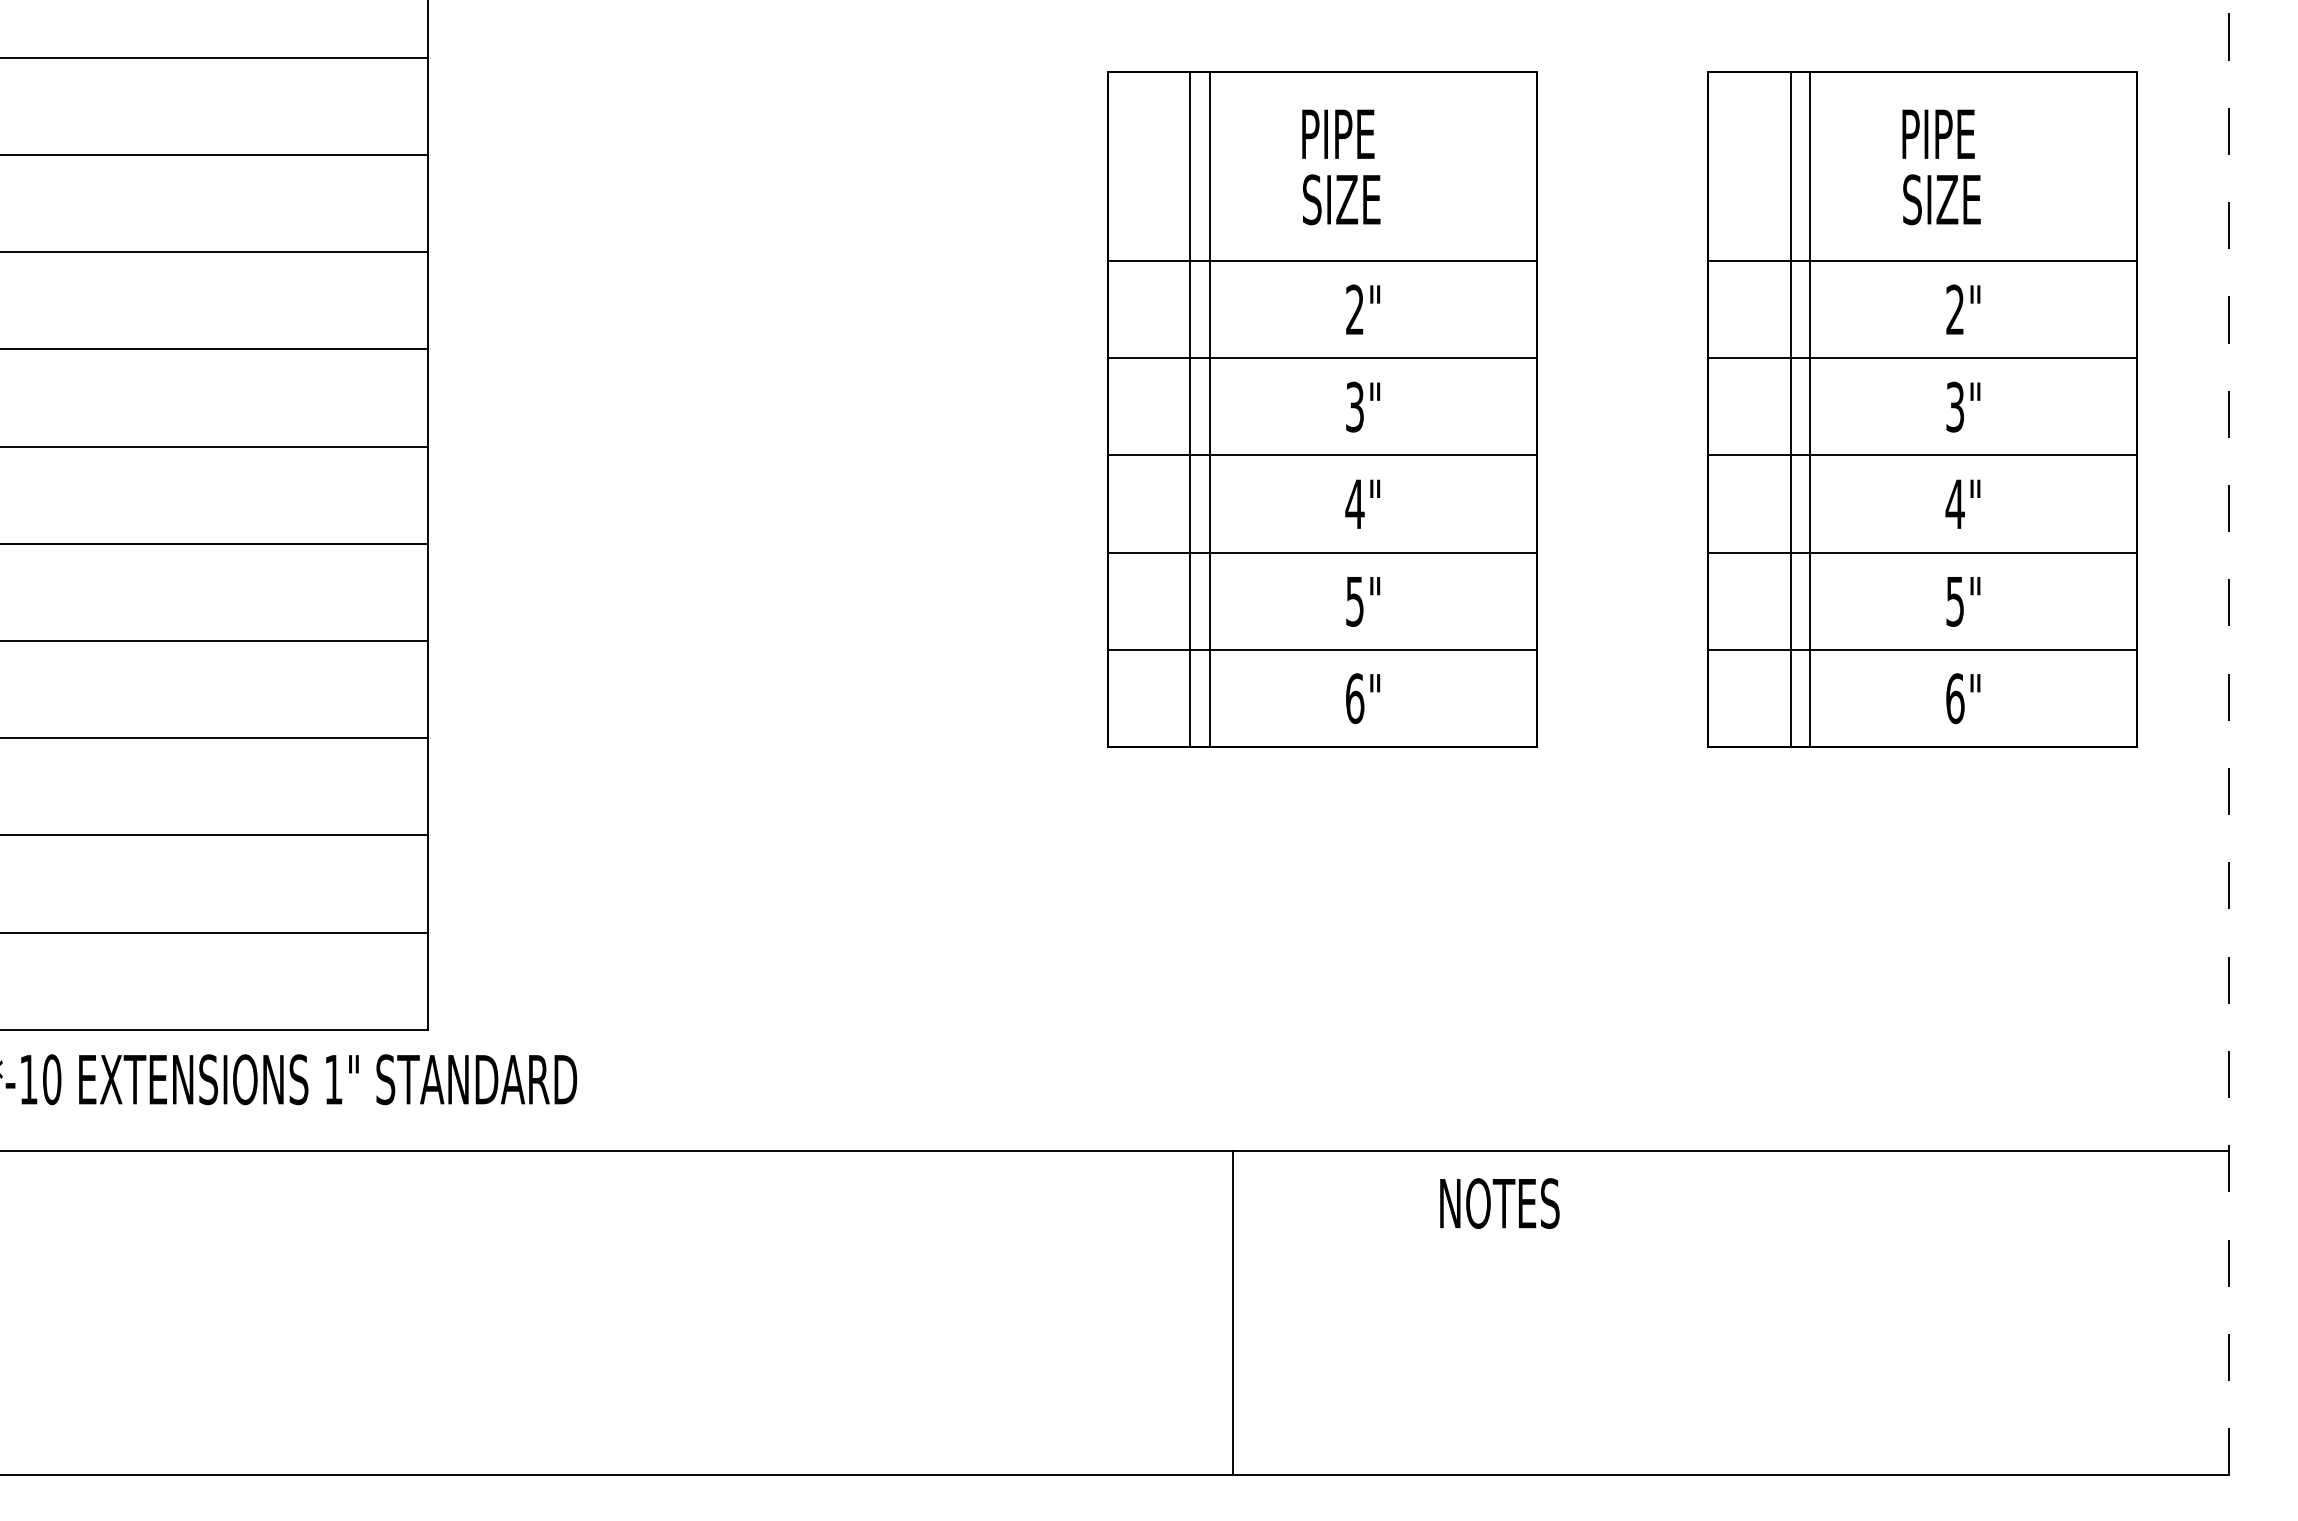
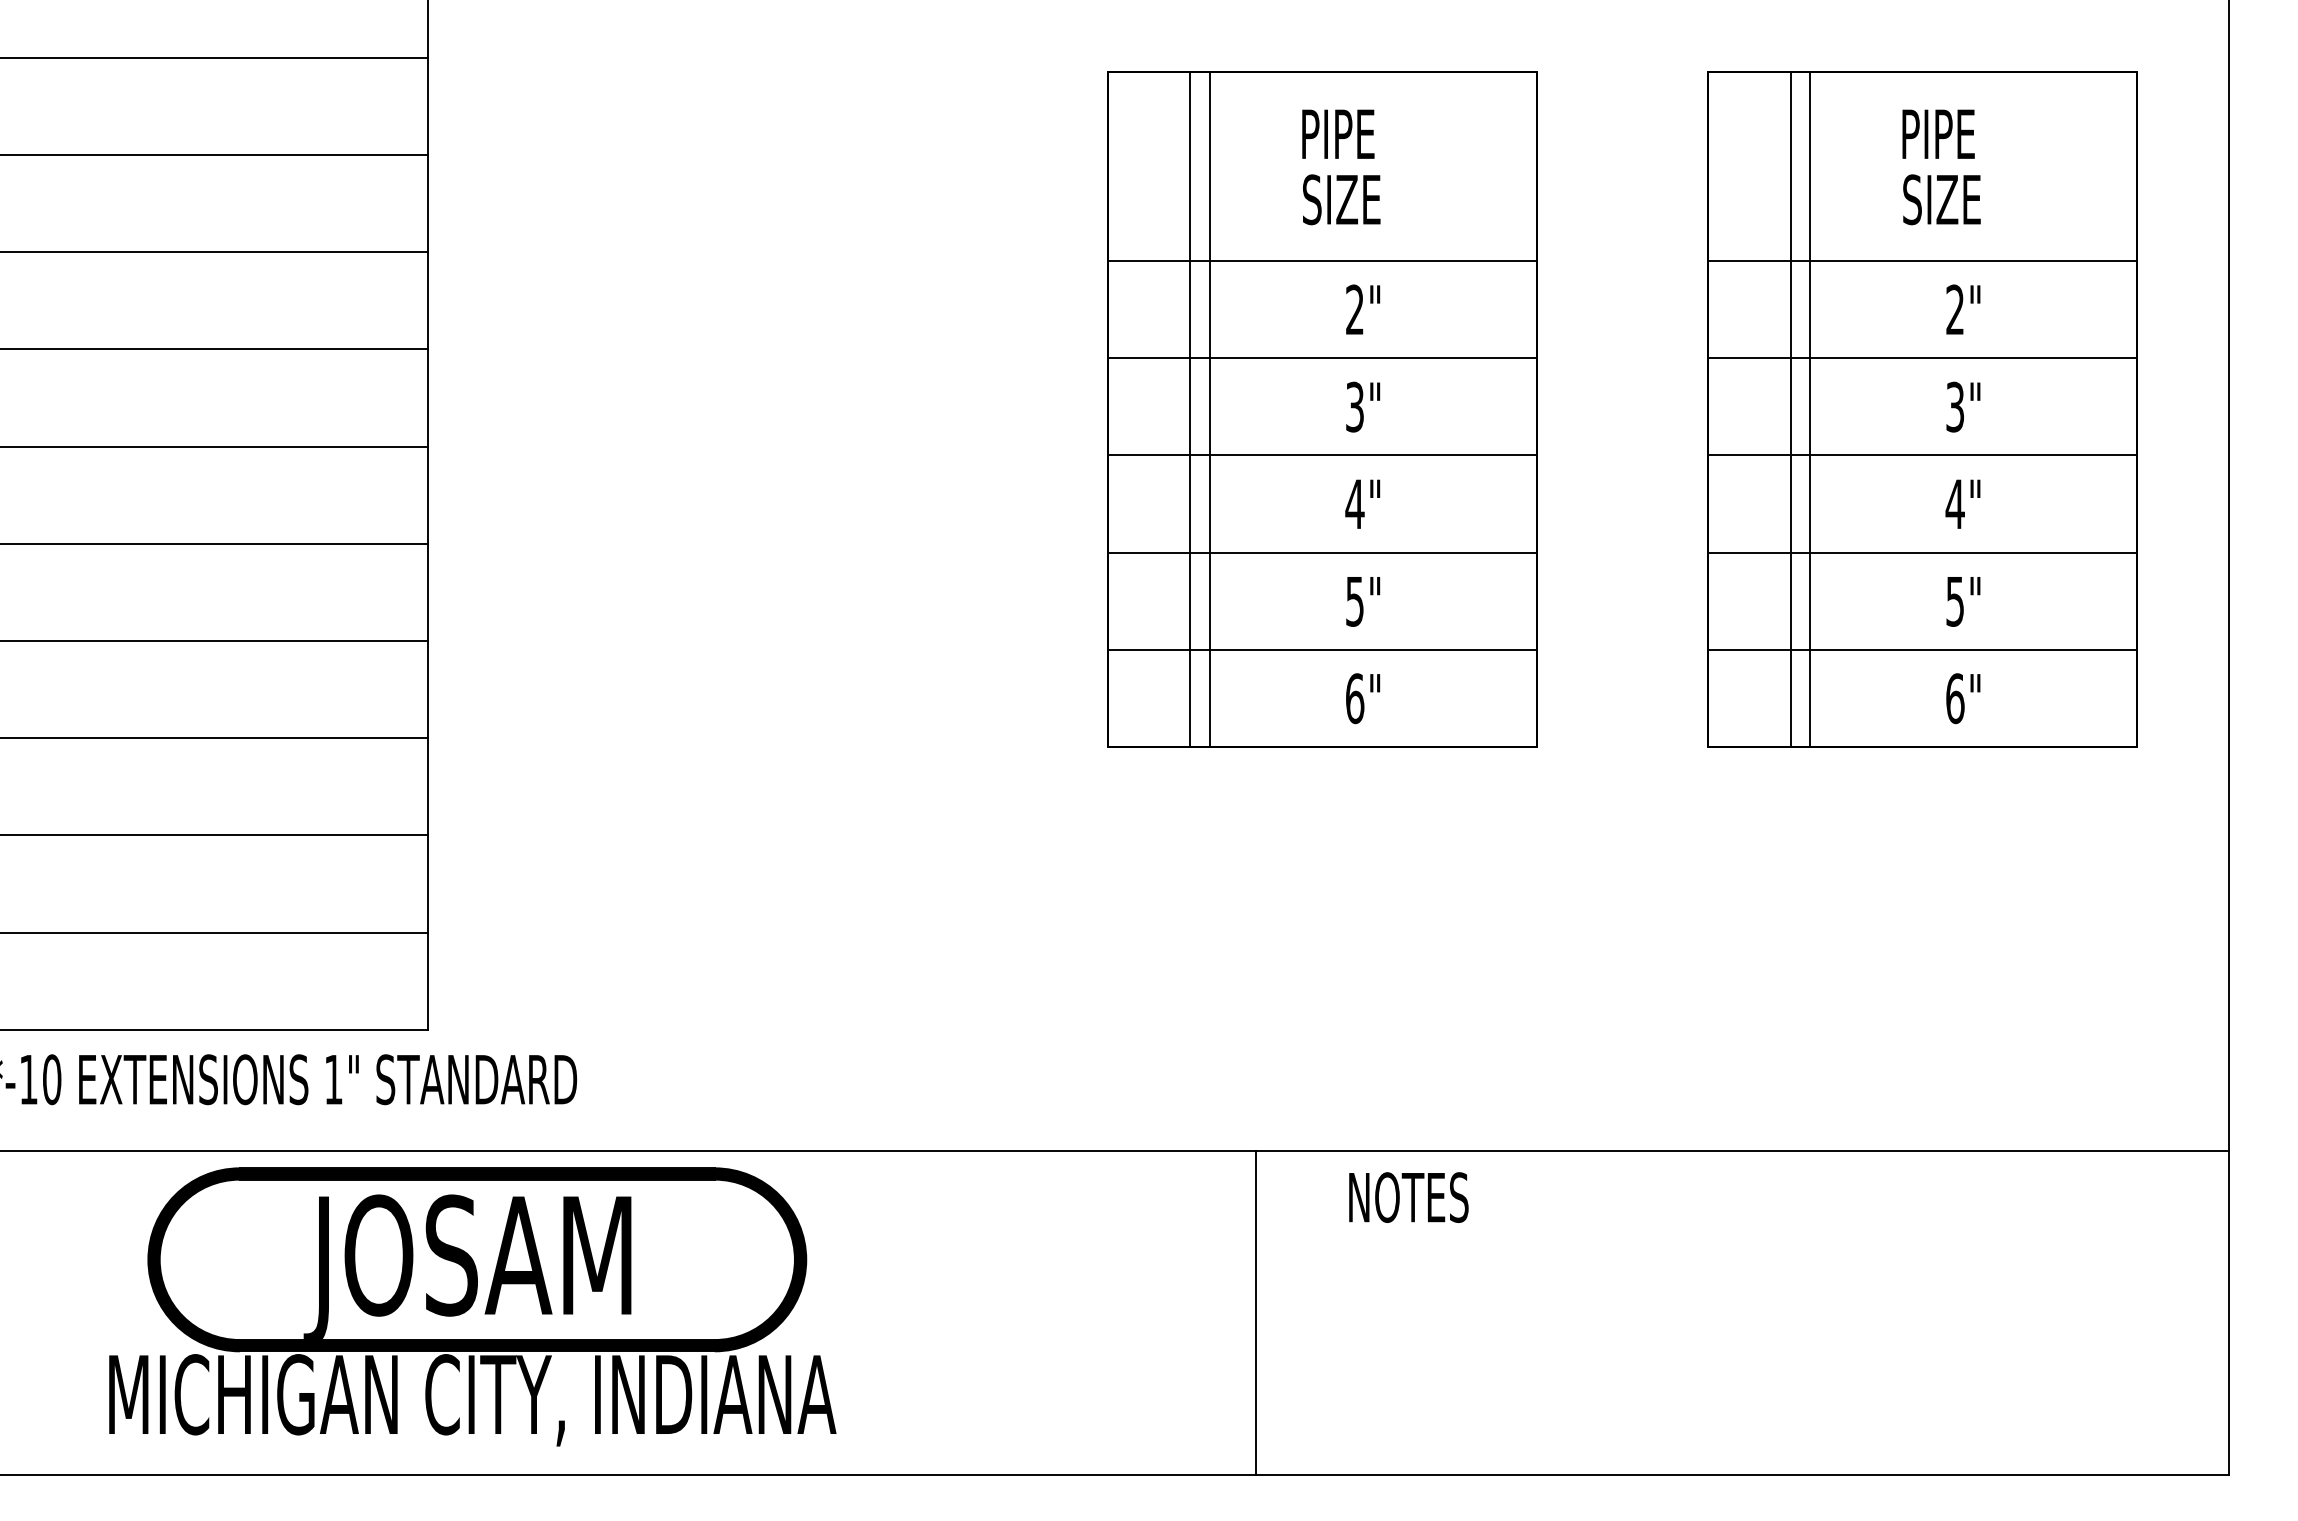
line: dashed -> solid (2229, 737)
text position: (1499, 1203) -> (1408, 1197) (1408, 1197)
part: none -> present (472, 1306)
line position: (1233, 1313) -> (1256, 1313) (1256, 1313)
